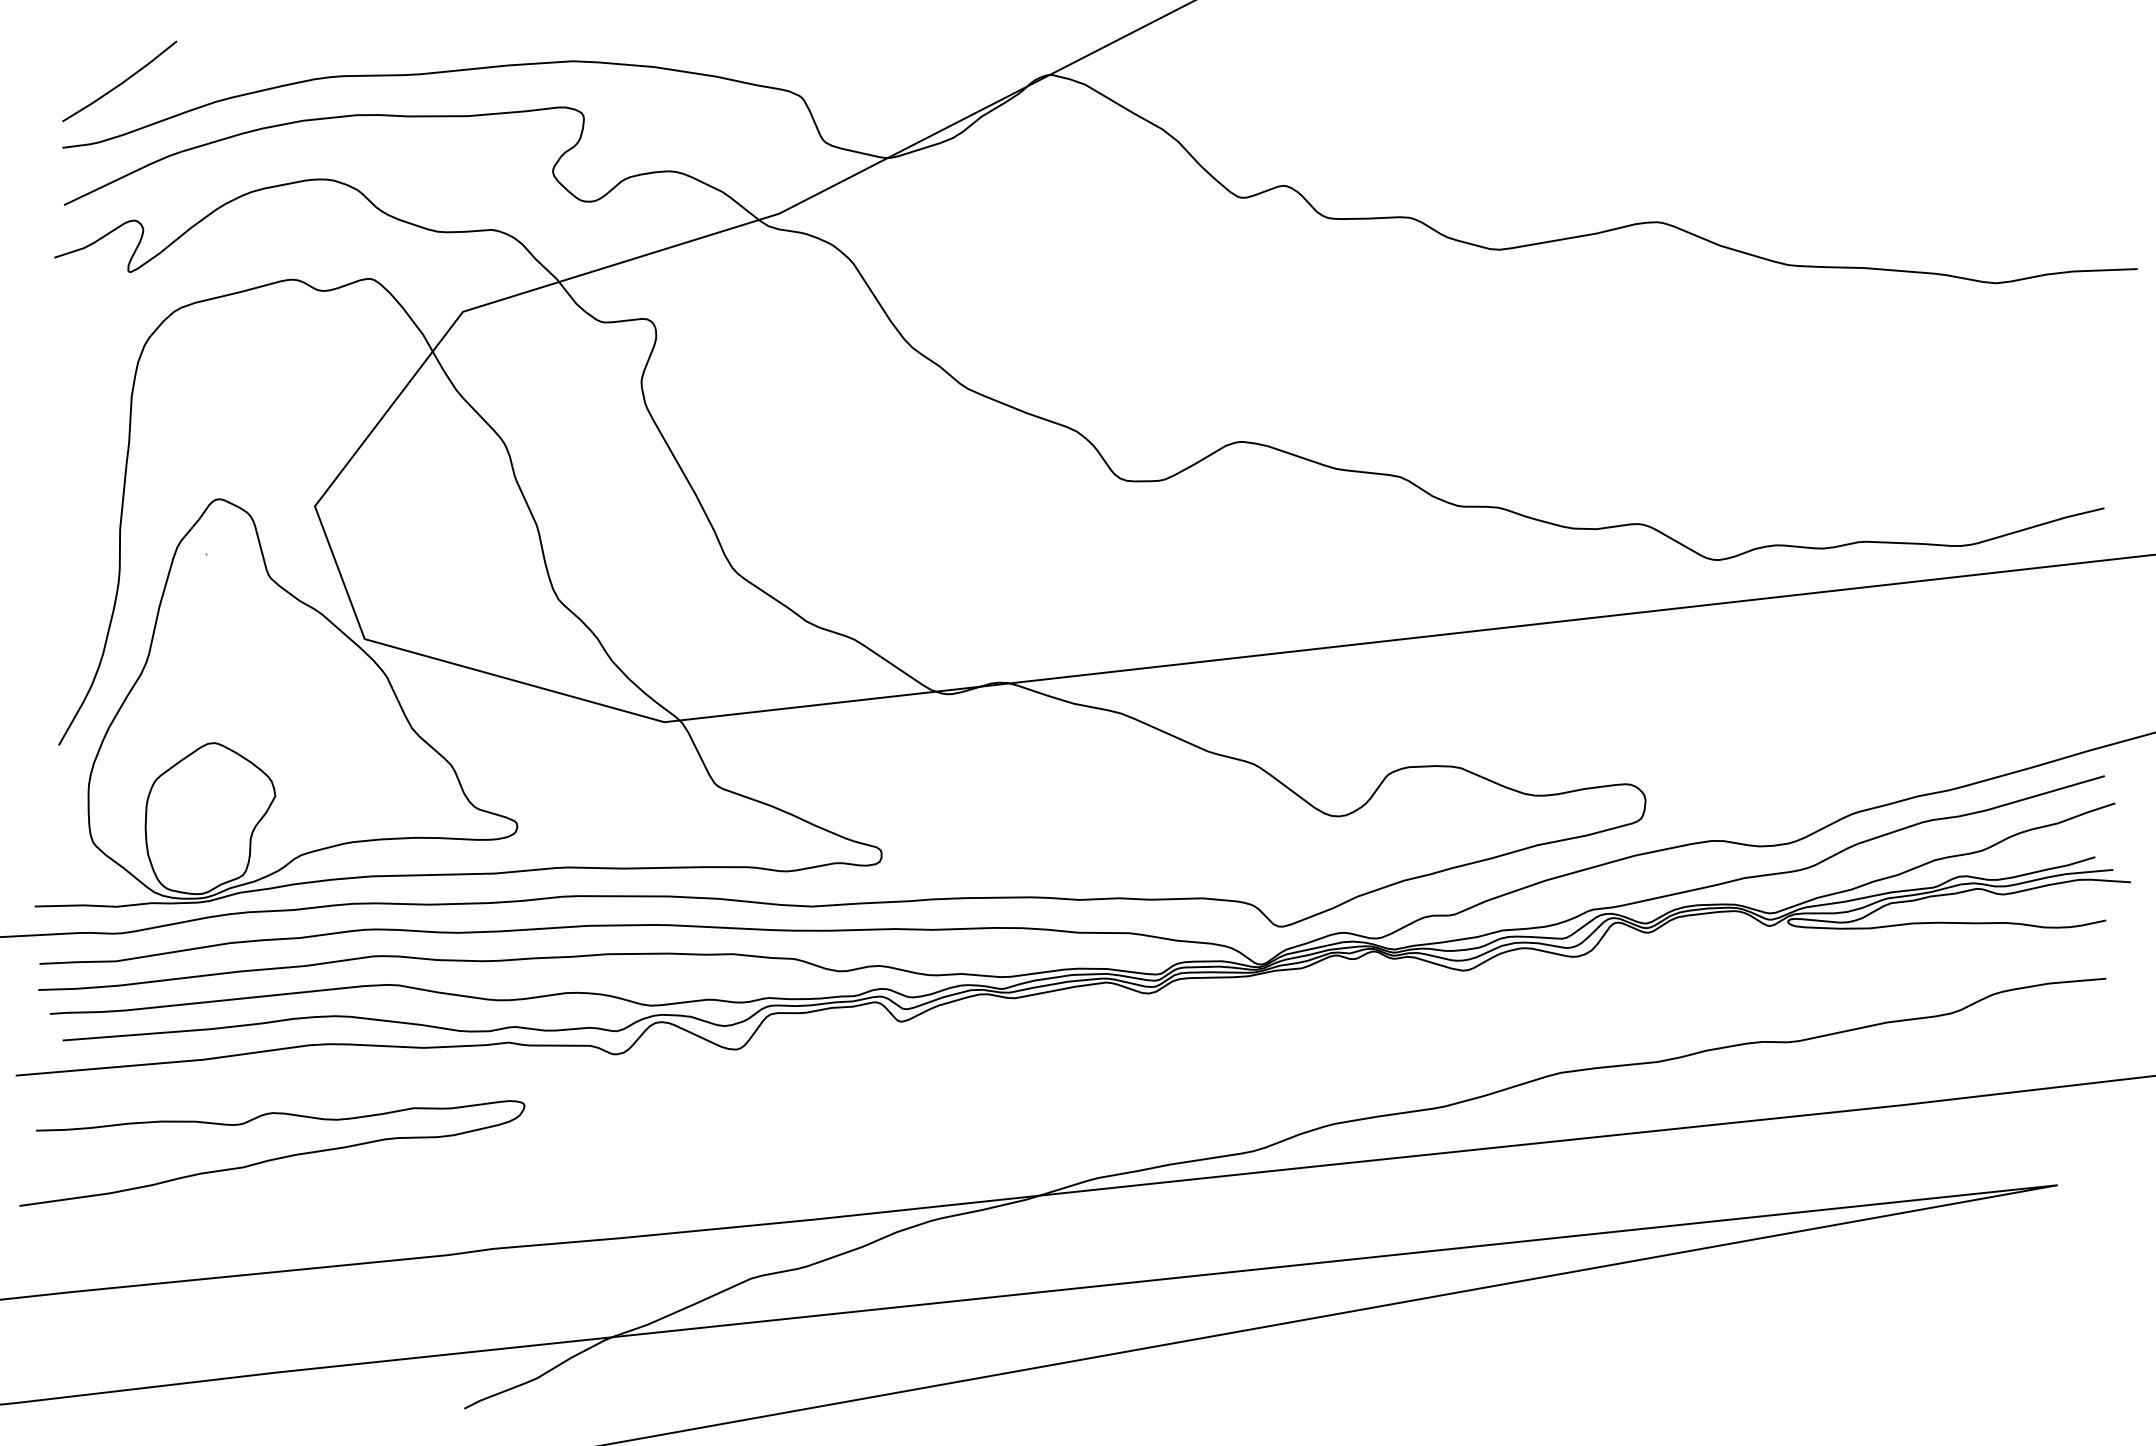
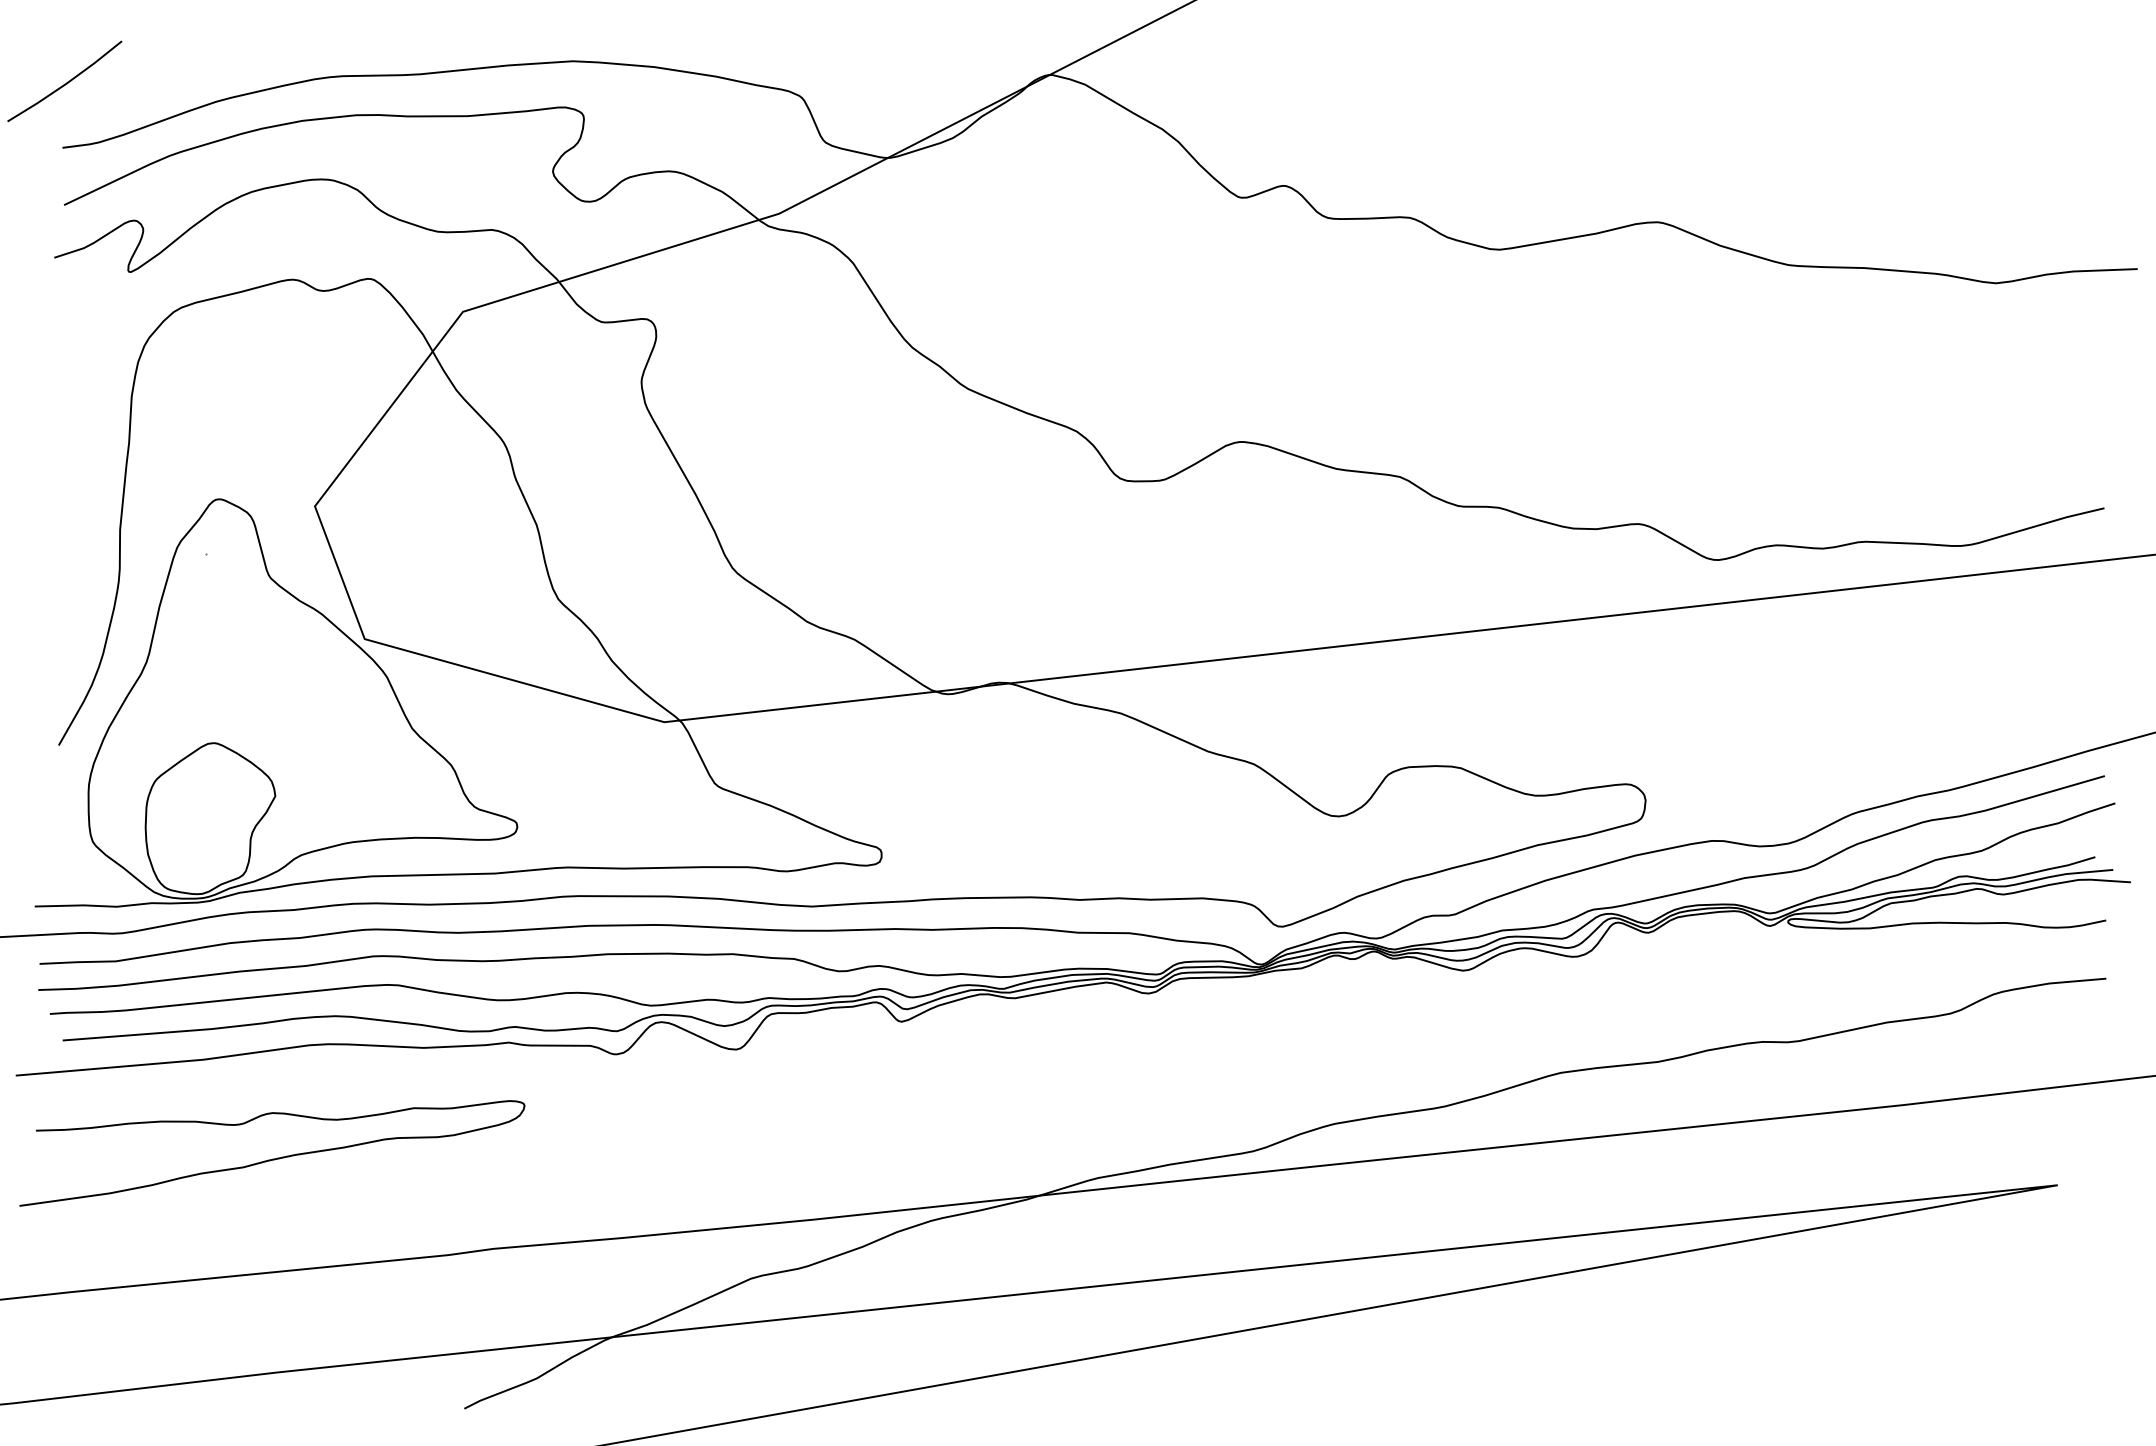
line position: (119, 83) -> (64, 83) (64, 83)
